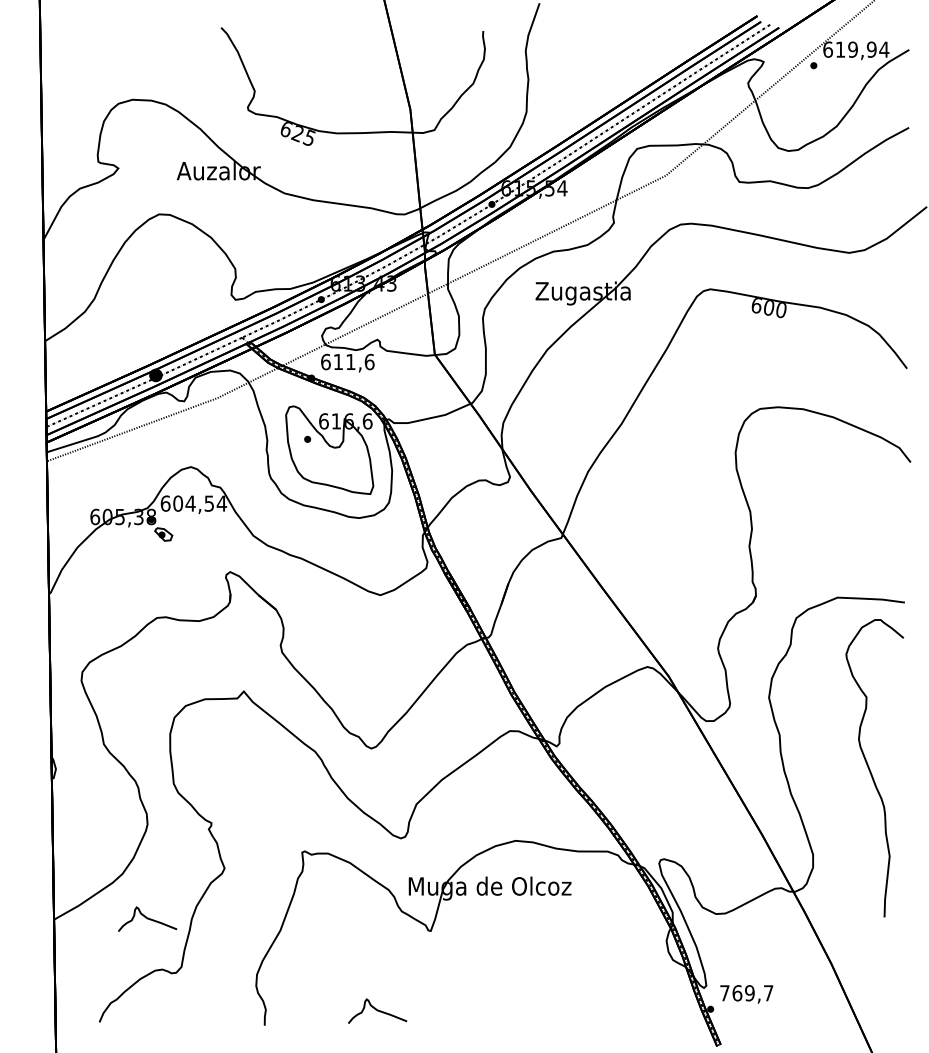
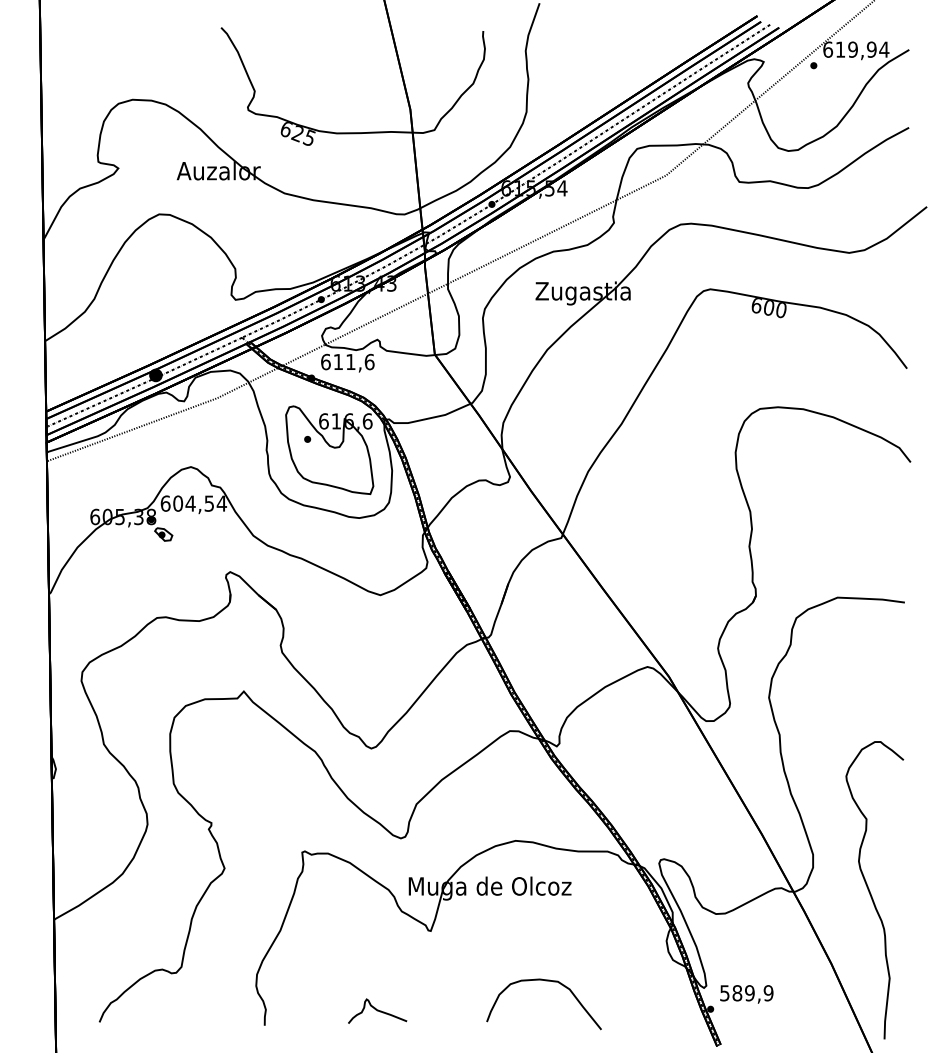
curve position: (870, 769) -> (870, 891) (870, 891)
curve: present -> none (147, 918)
curve: none -> present (545, 981)
text: 769,7 -> 589,9 (746, 993)
